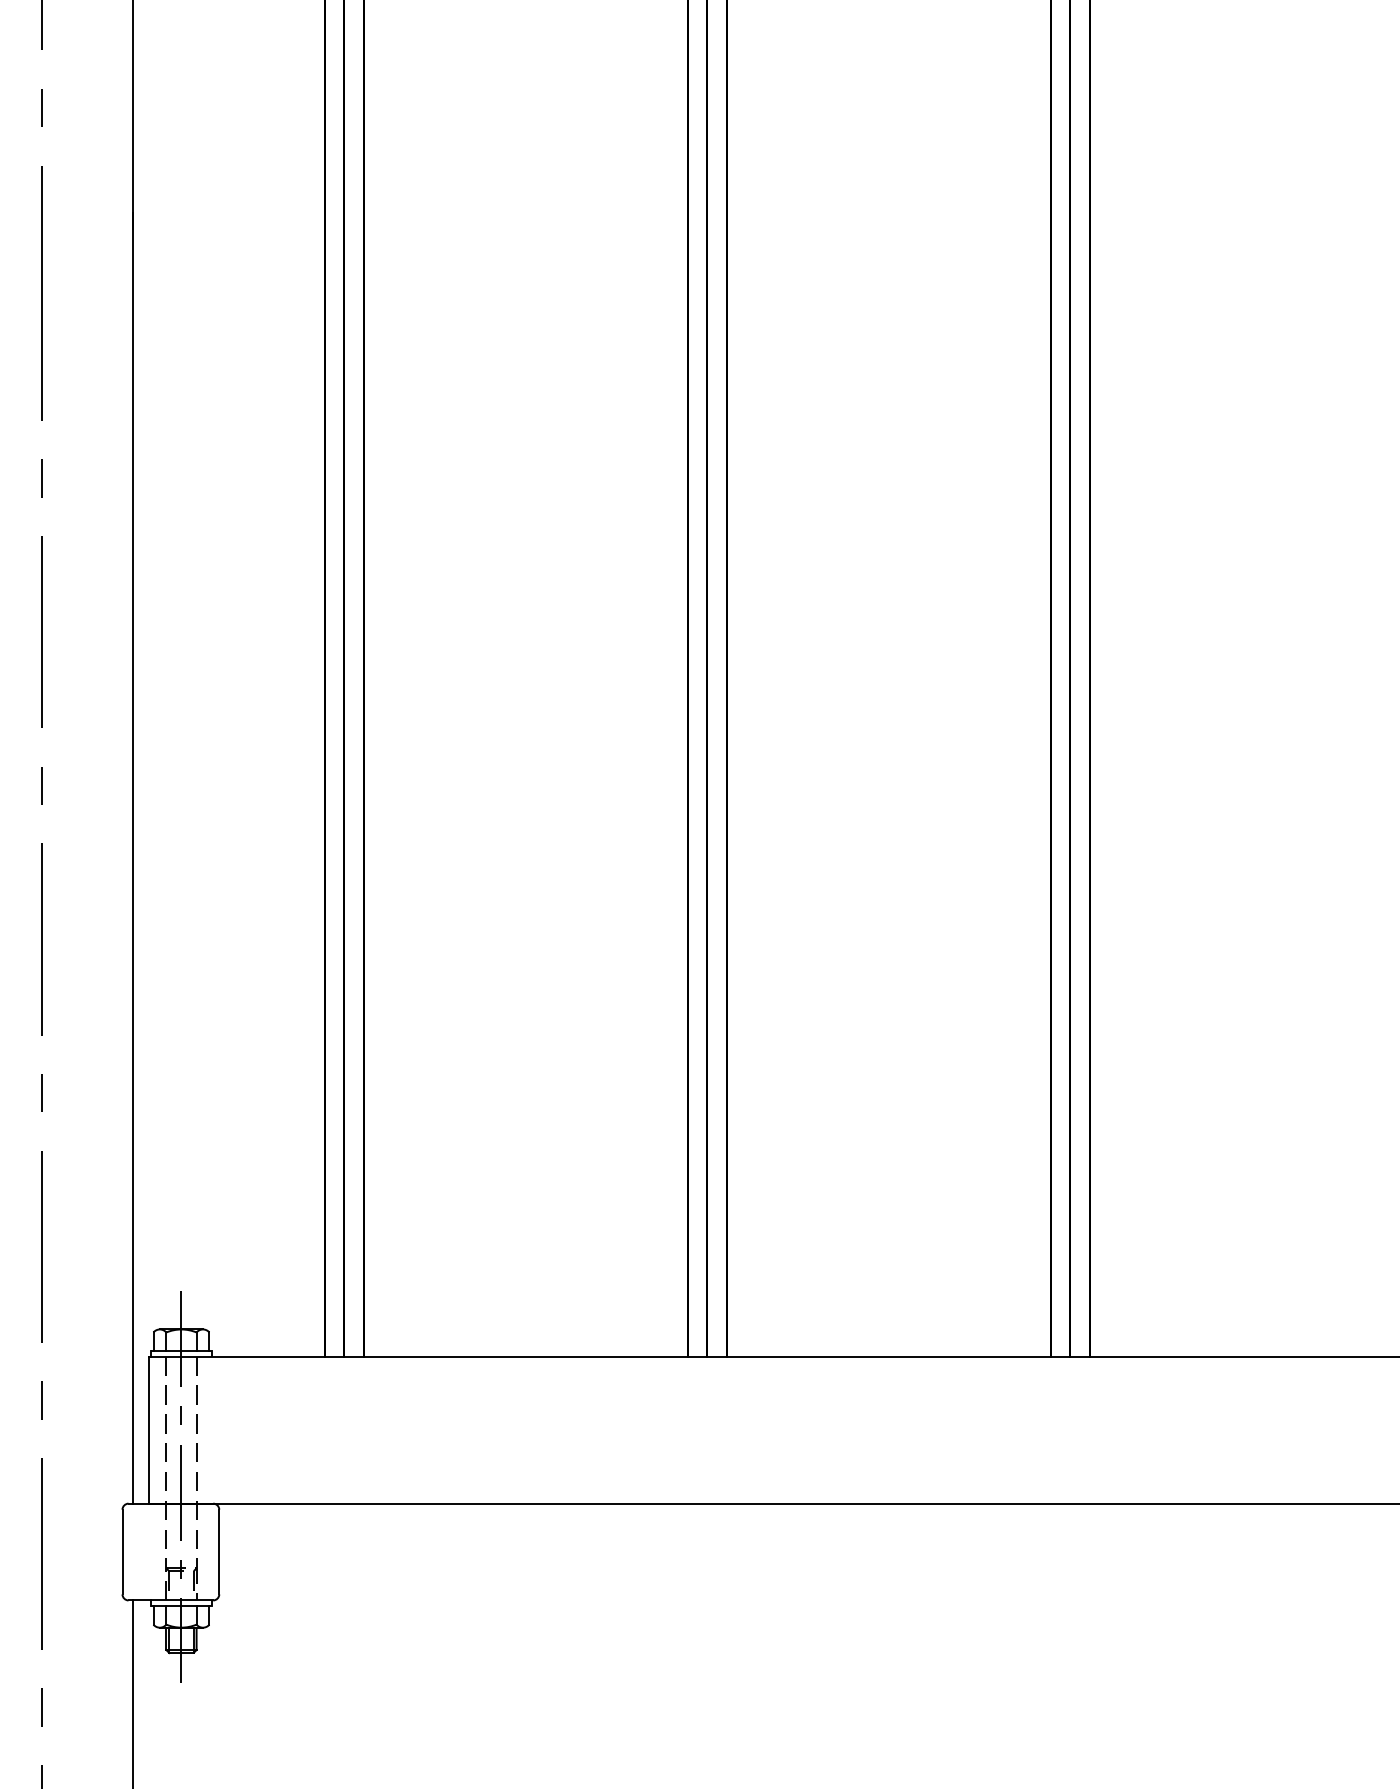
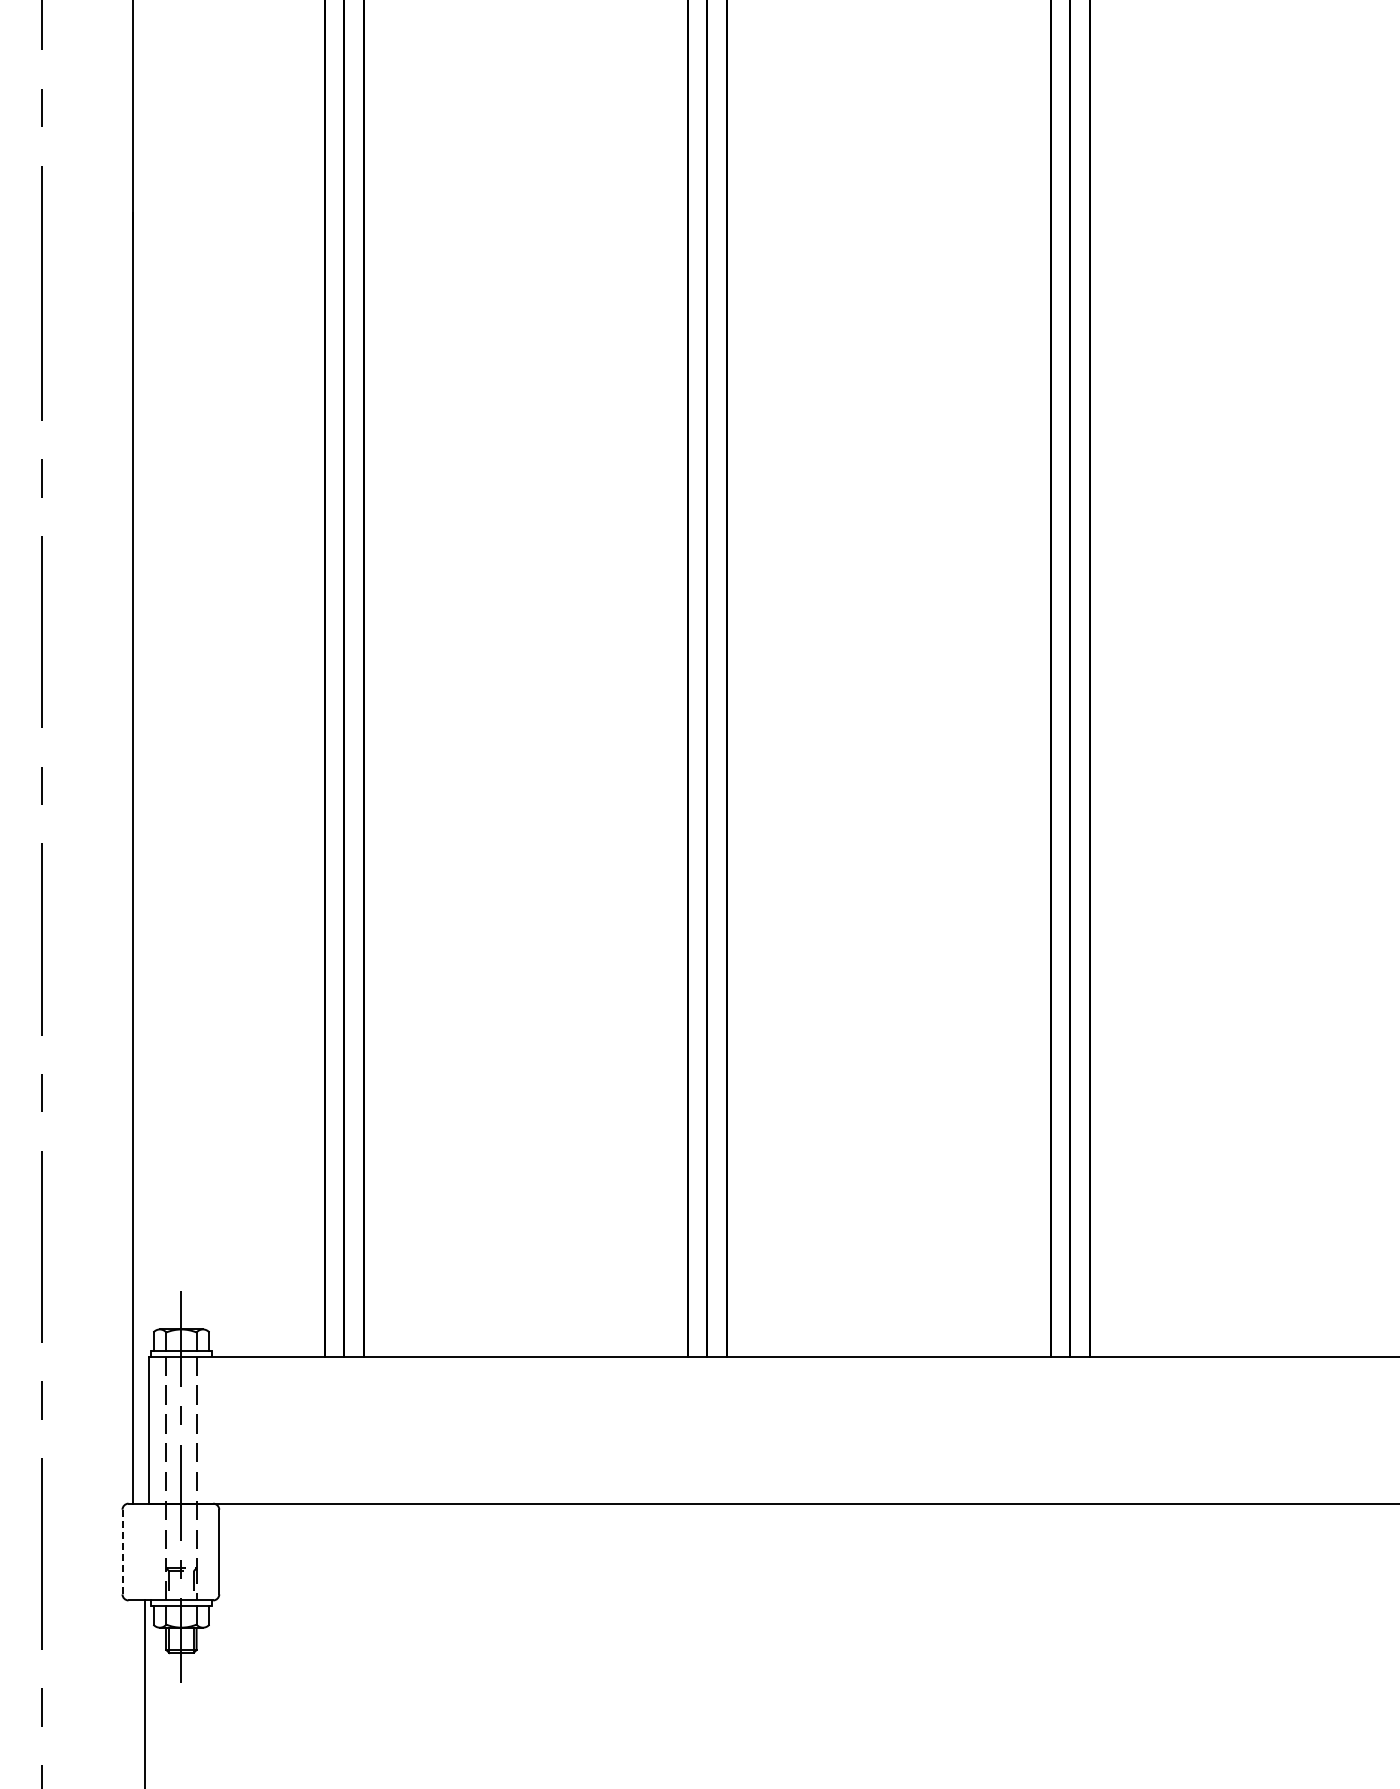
line: solid -> dashed (122, 1551)
line position: (133, 1692) -> (145, 1692) (145, 1692)
